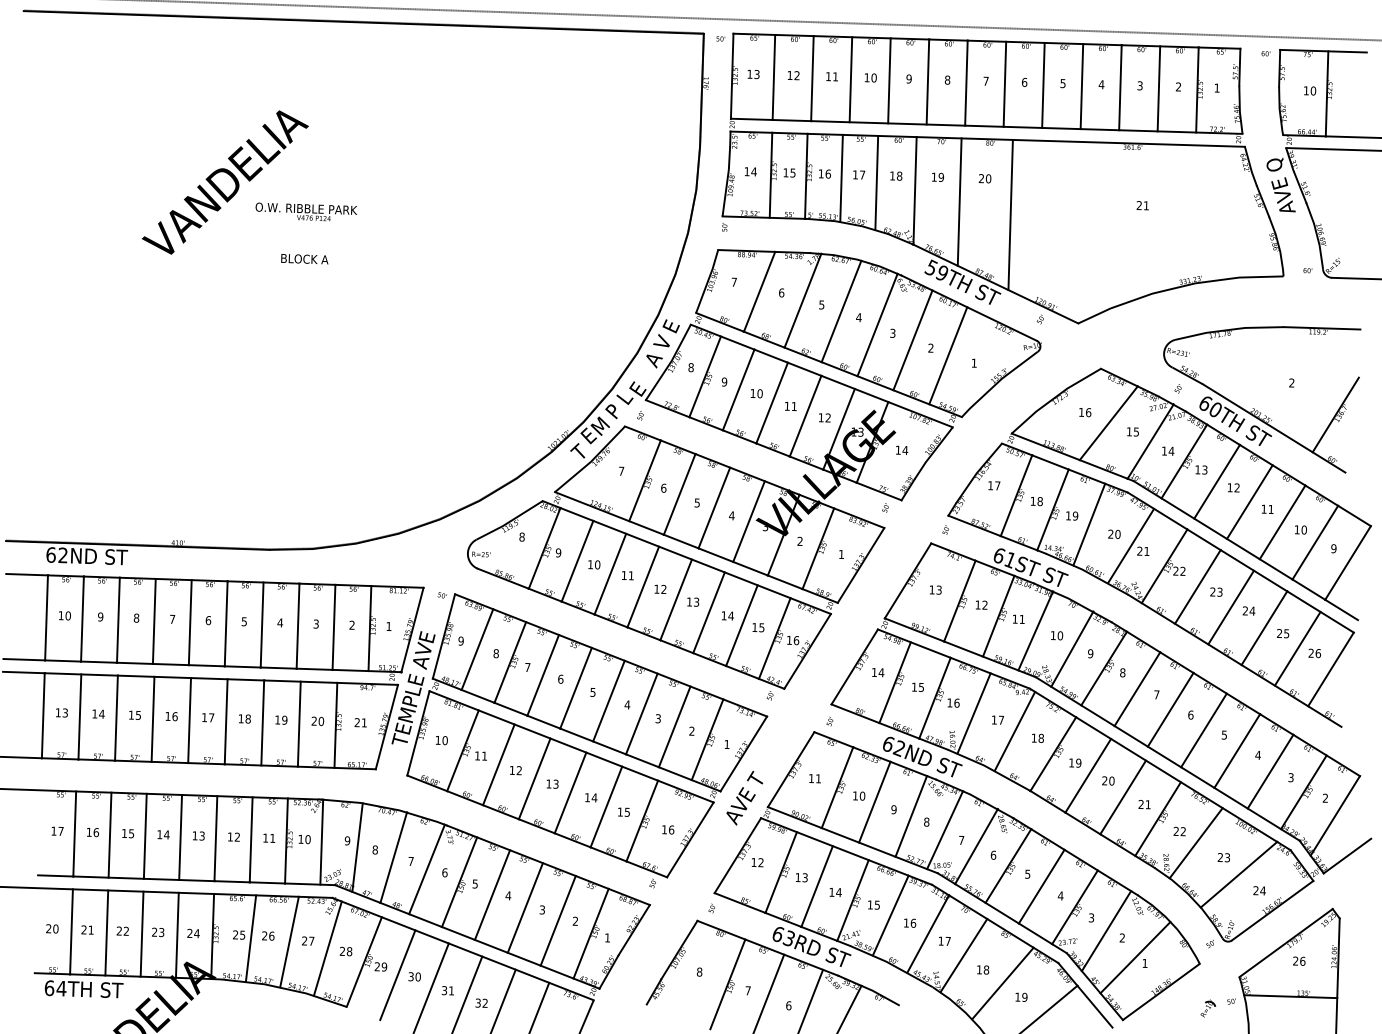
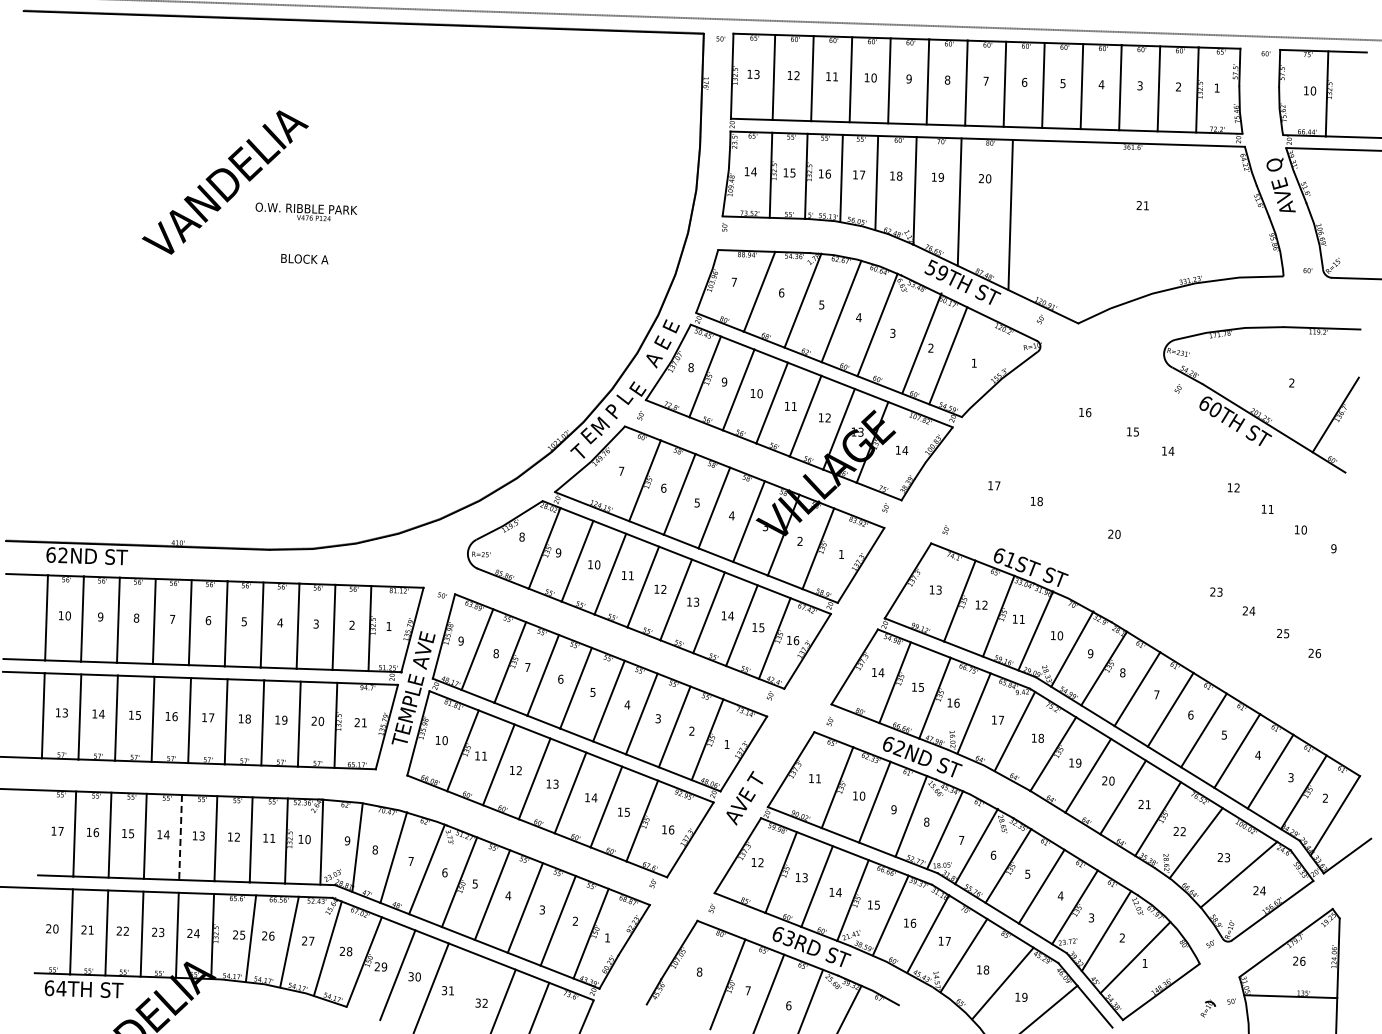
line position: (912, 340) -> (921, 343) (921, 343)
text: V -> E (662, 341)
part: present -> none (1159, 547)
line: solid -> dashed (180, 837)
line: present -> none (467, 993)
